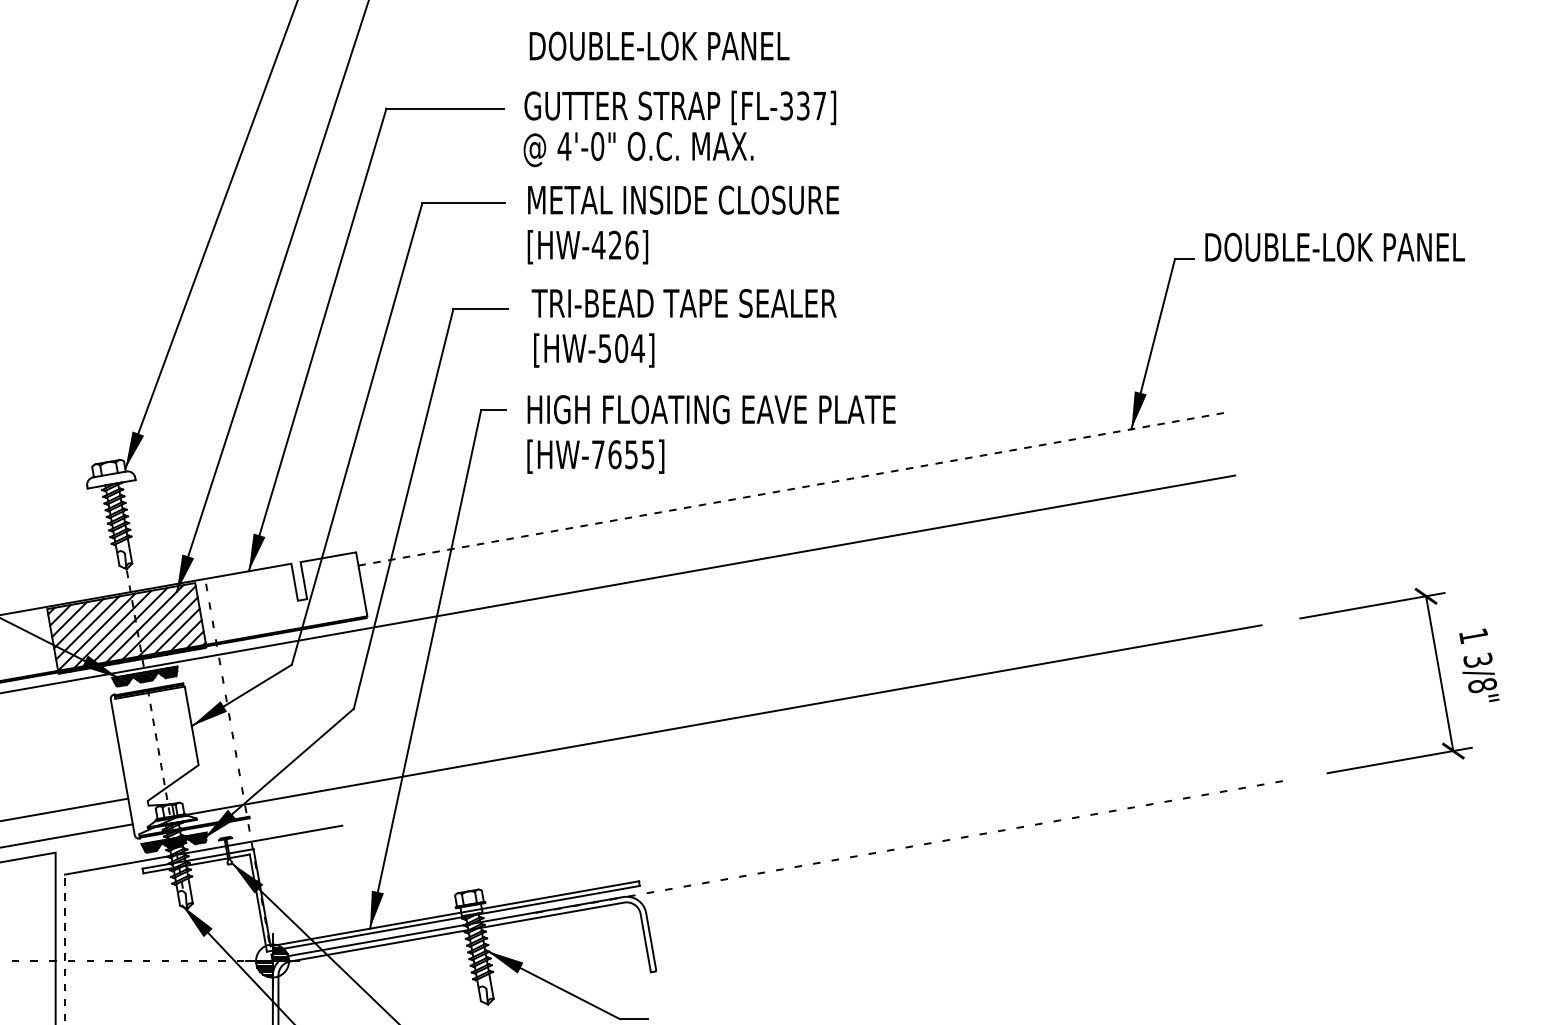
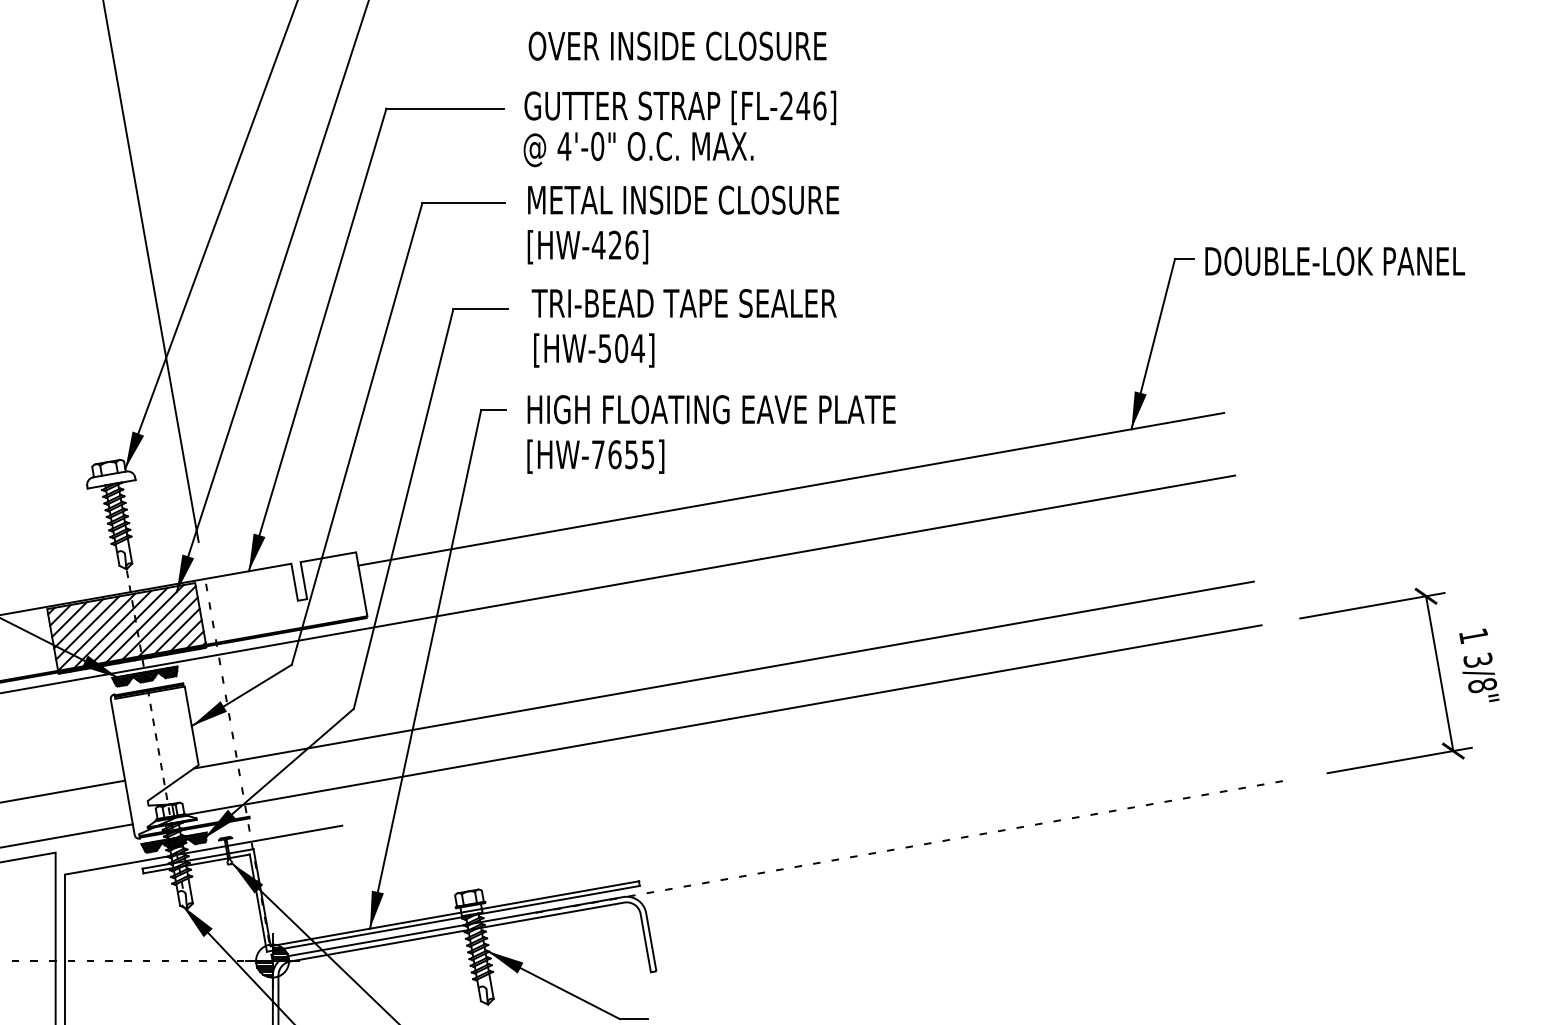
text: DOUBLE-LOK PANEL -> OVER INSIDE CLOSURE (677, 45)
text: [FL-337] -> [FL-246] (803, 105)
text position: (1335, 246) -> (1335, 260) (1335, 260)
line: none -> present (150, 271)
line: dashed -> solid (791, 489)
line: none -> present (723, 674)
line position: (65, 809) -> (63, 791) (63, 791)
line: dashed -> solid (64, 949)
